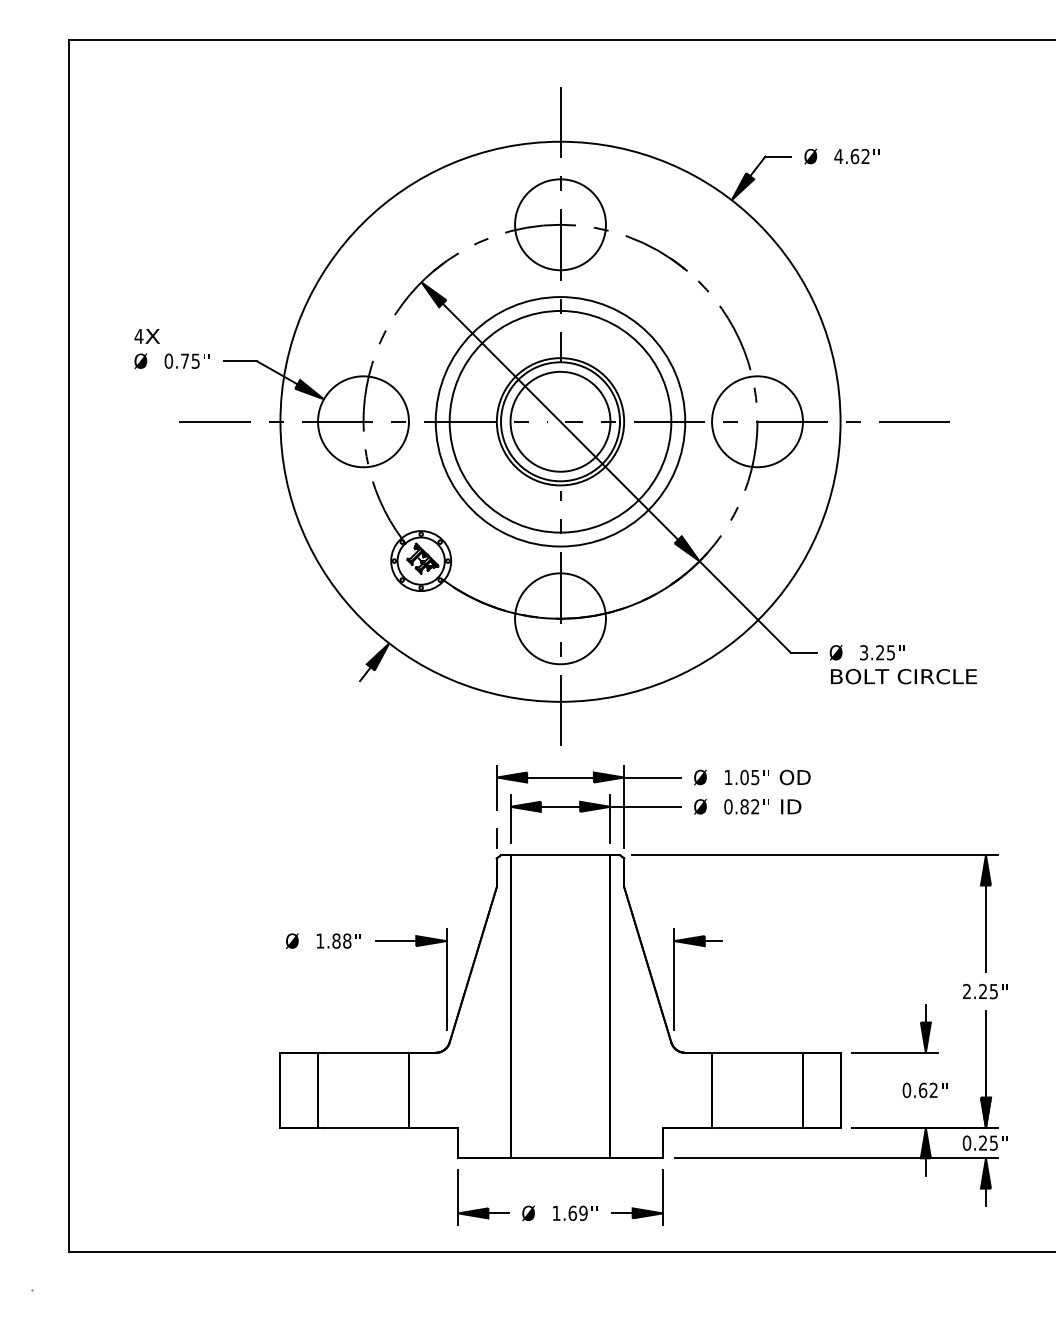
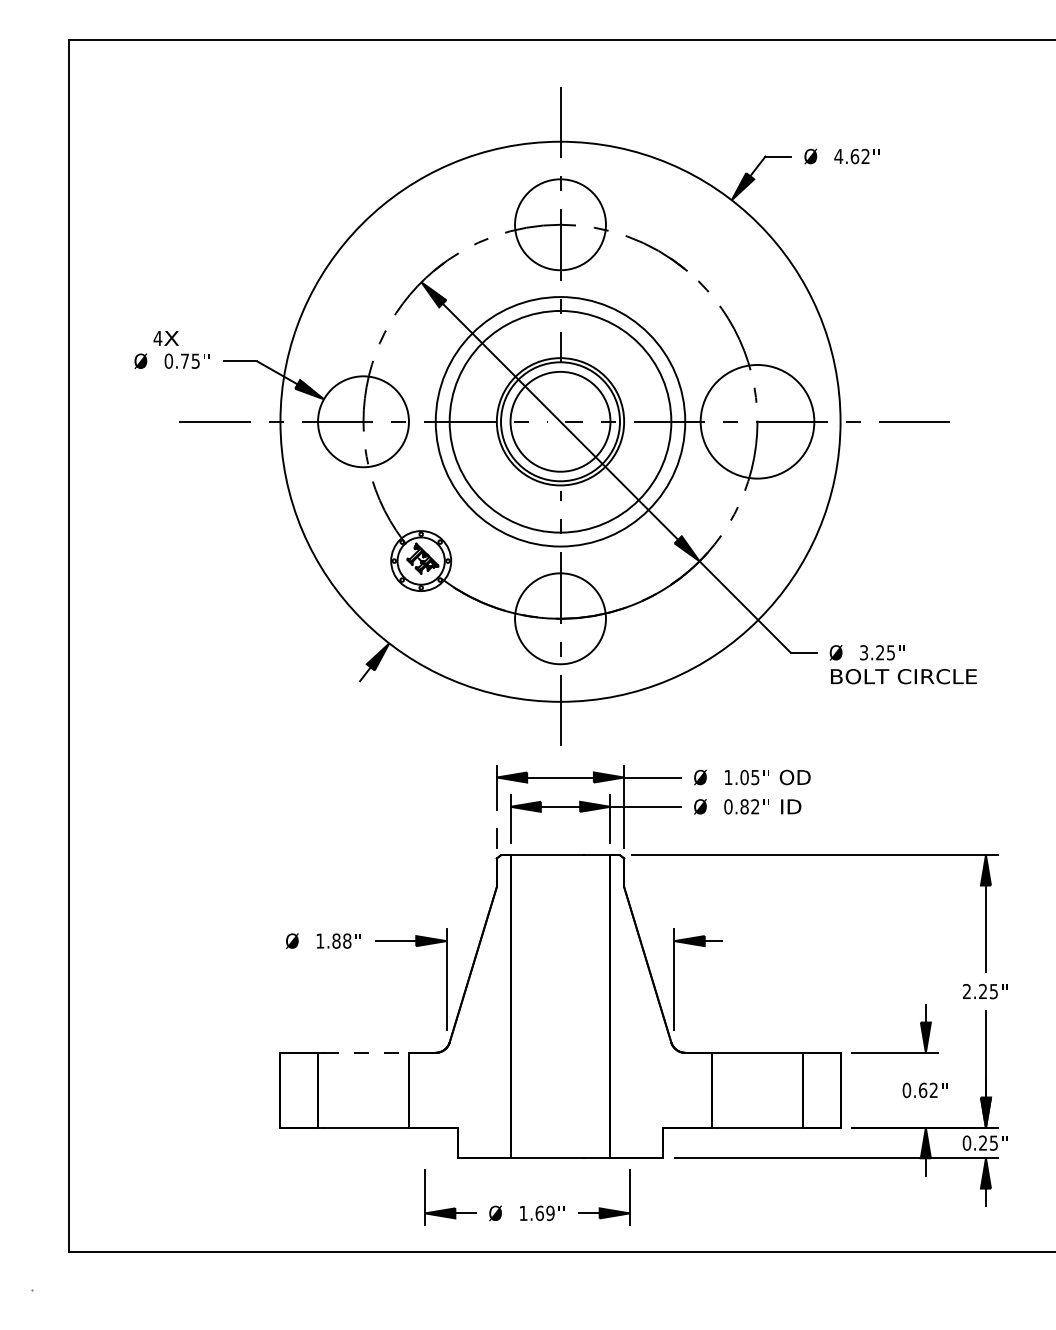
text position: (146, 336) -> (165, 338) (165, 338)
circle diameter: 91 px -> 114 px (757, 421)
line: solid -> dashed (366, 1052)
part position: (557, 1206) -> (524, 1206) (524, 1206)
